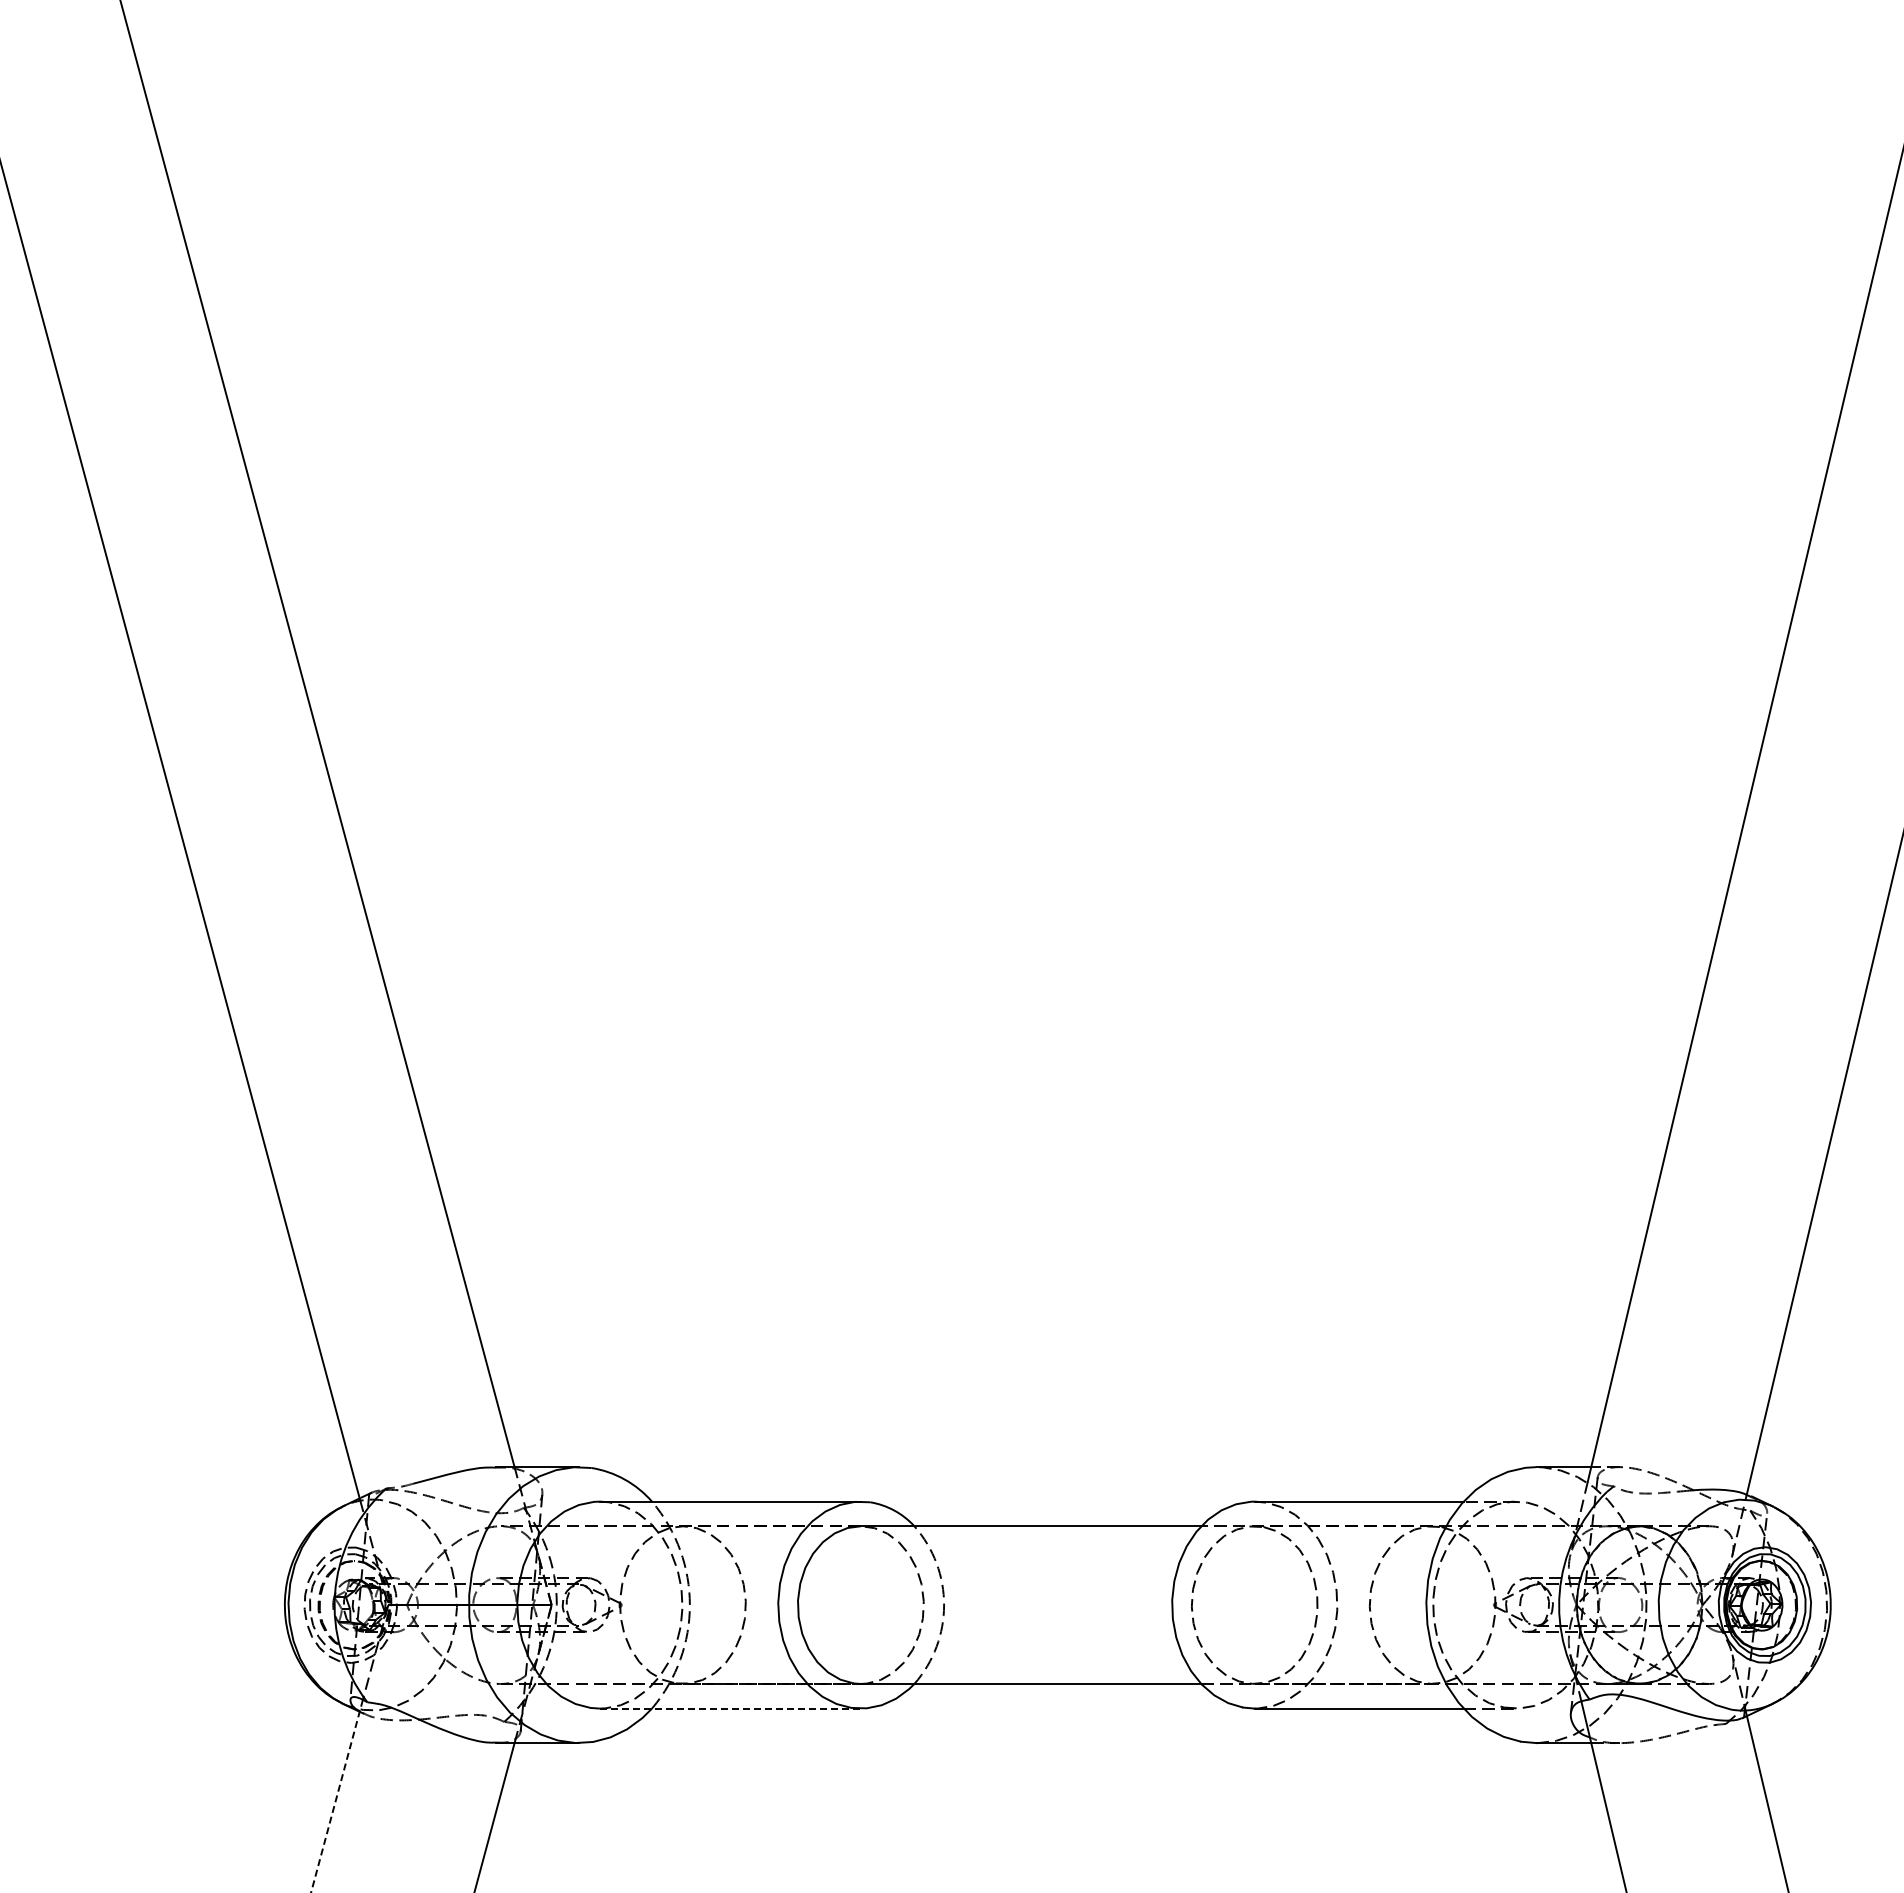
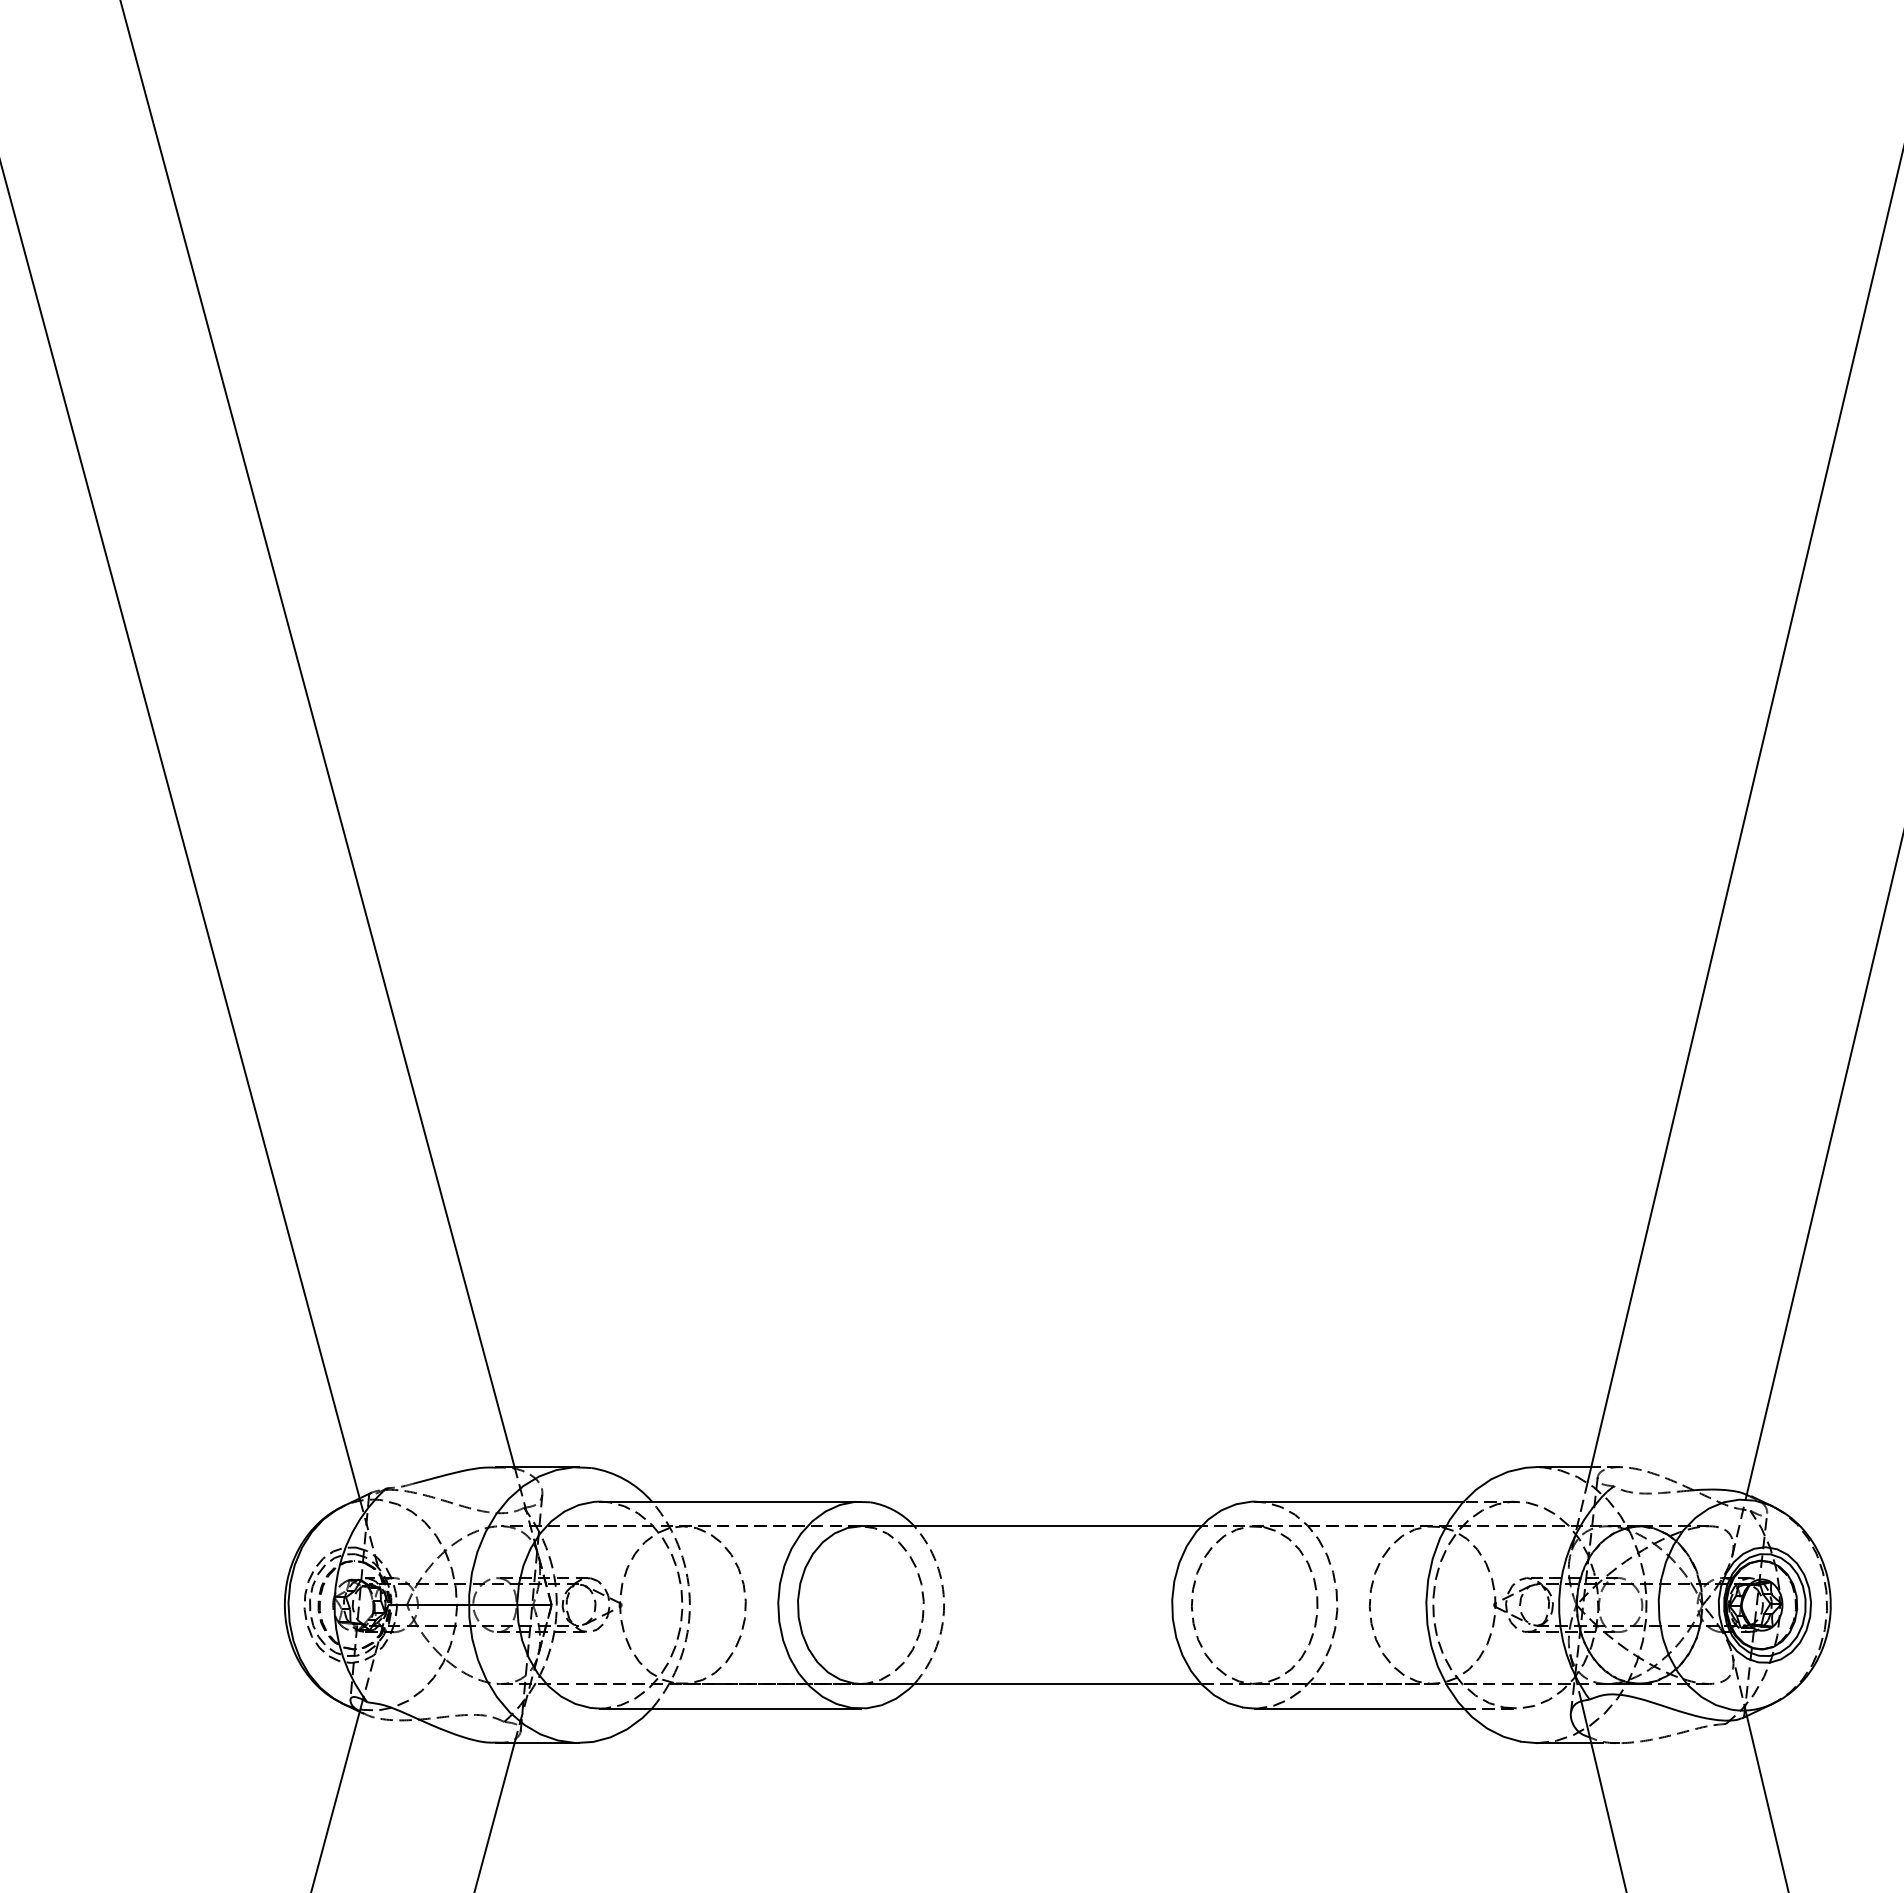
line: dashed -> solid (730, 1708)
line: dashed -> solid (336, 1796)
